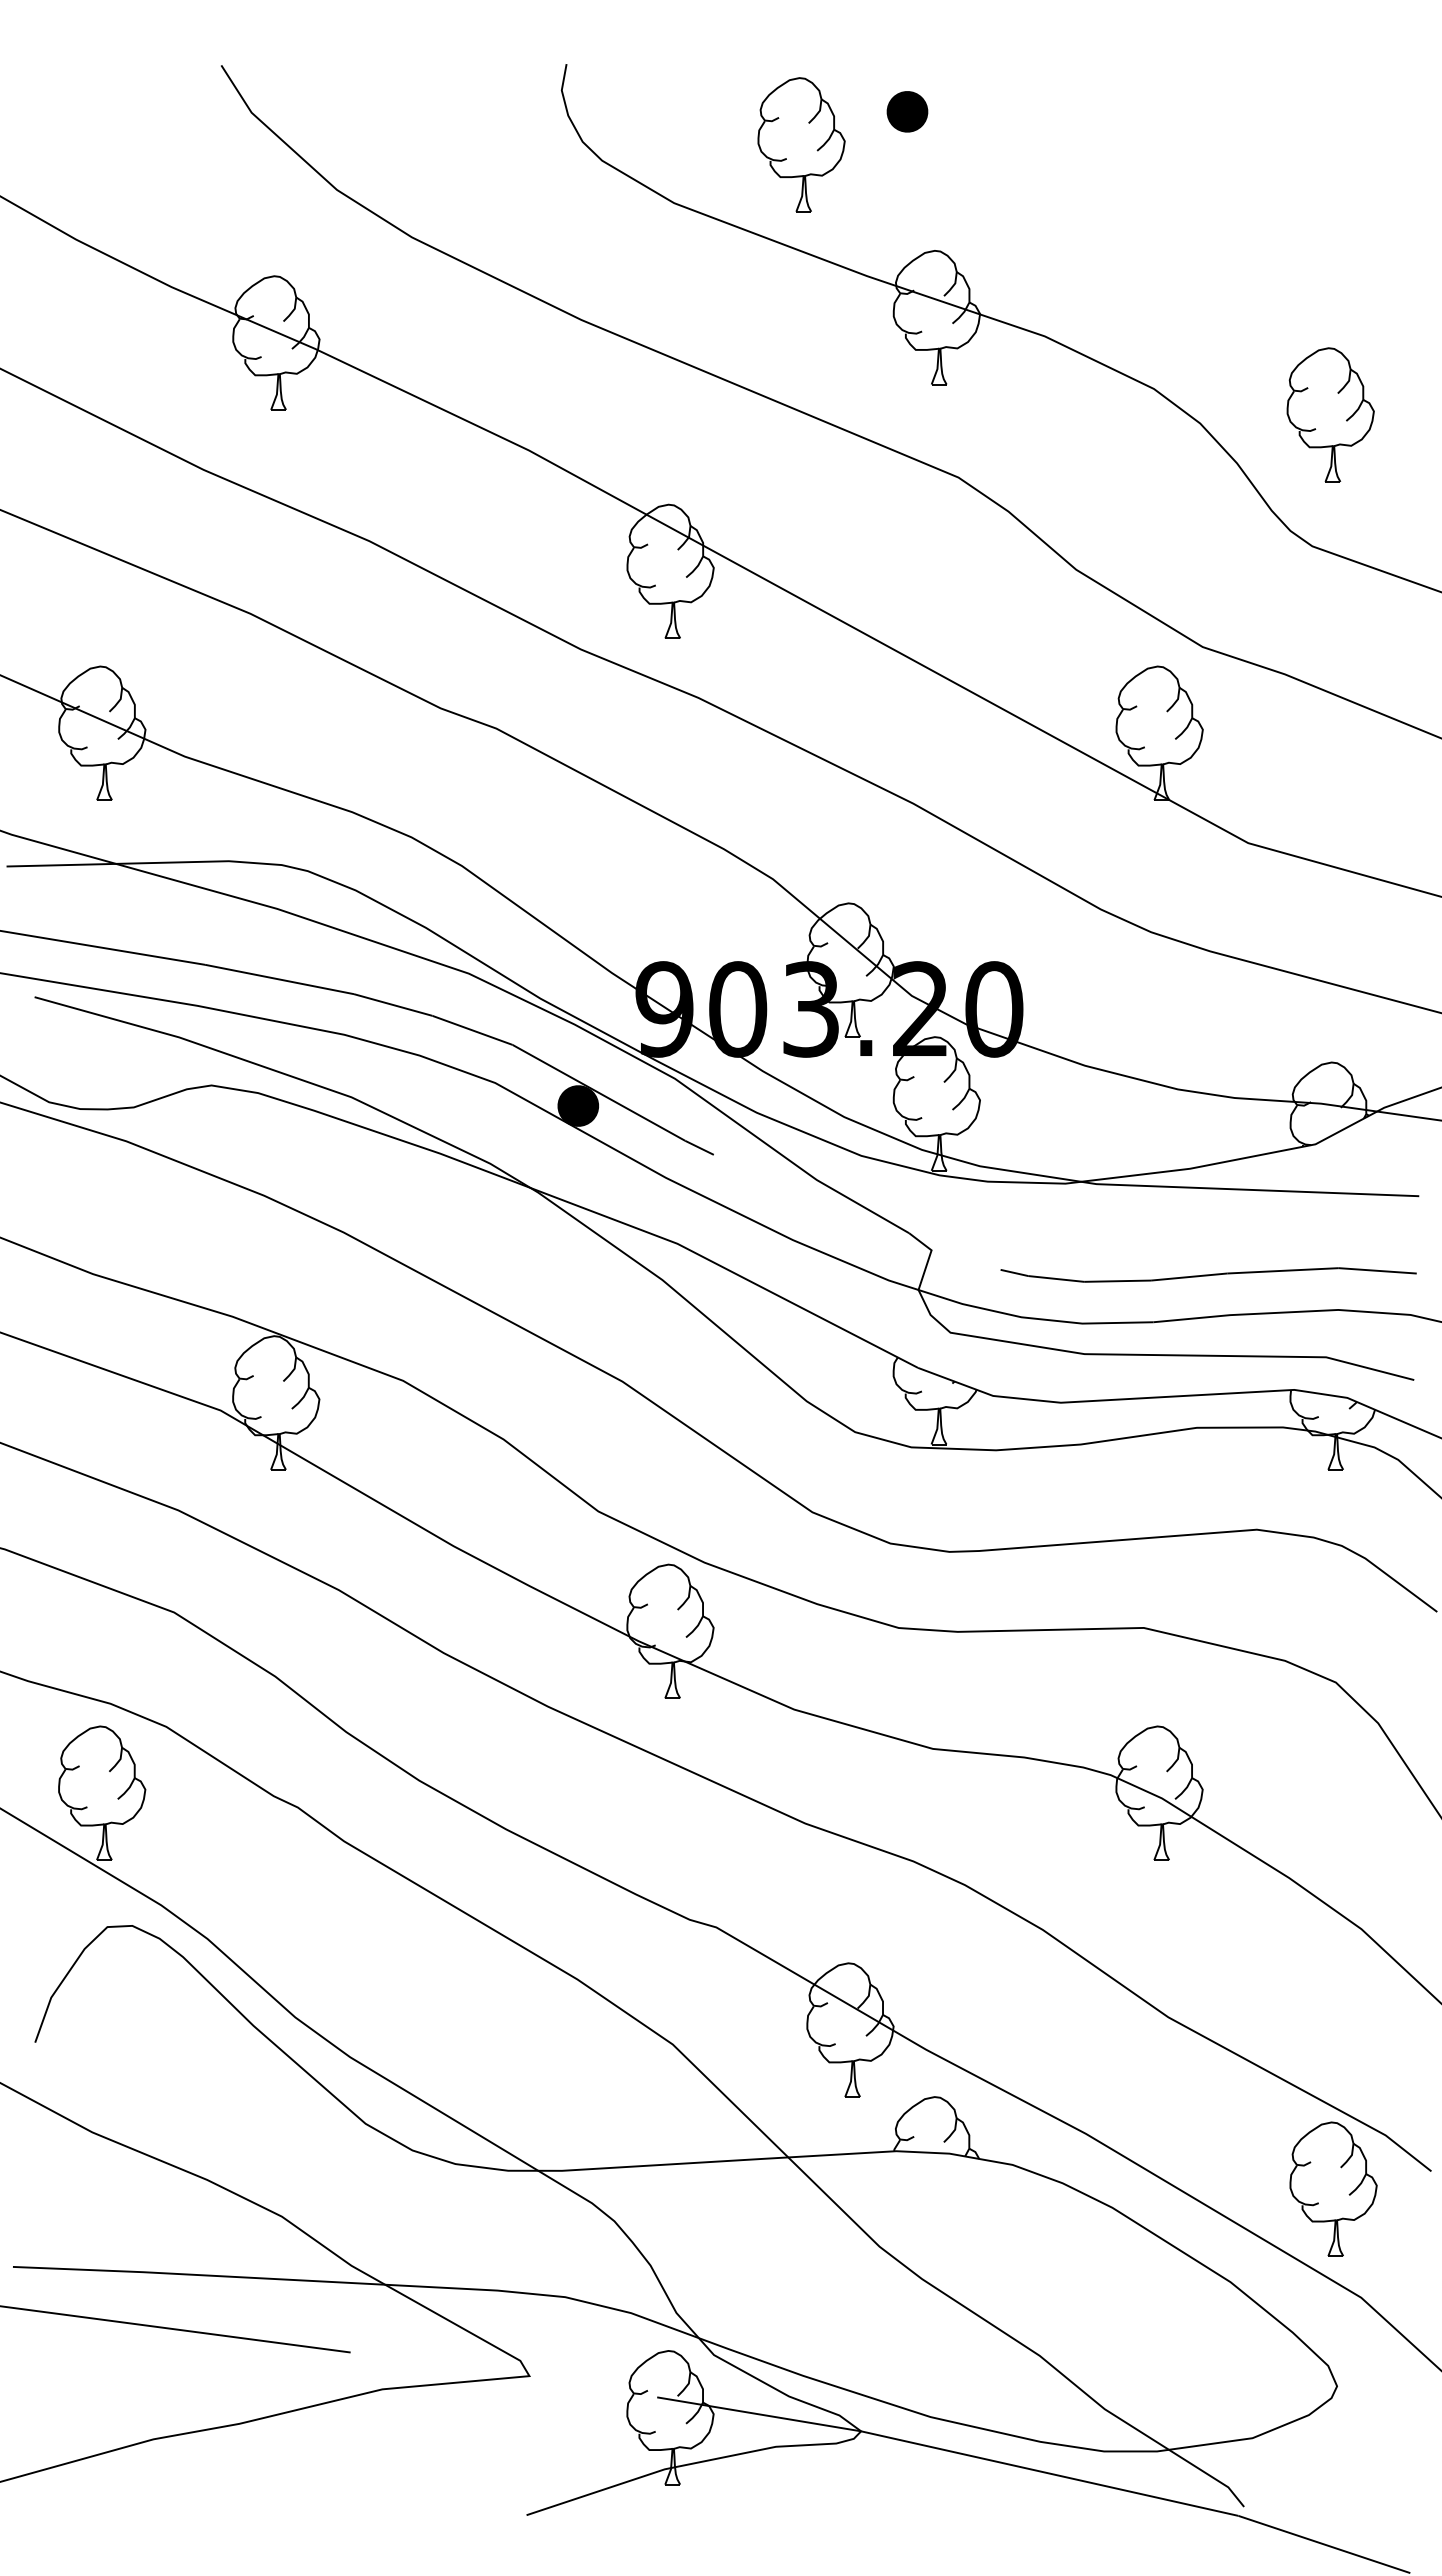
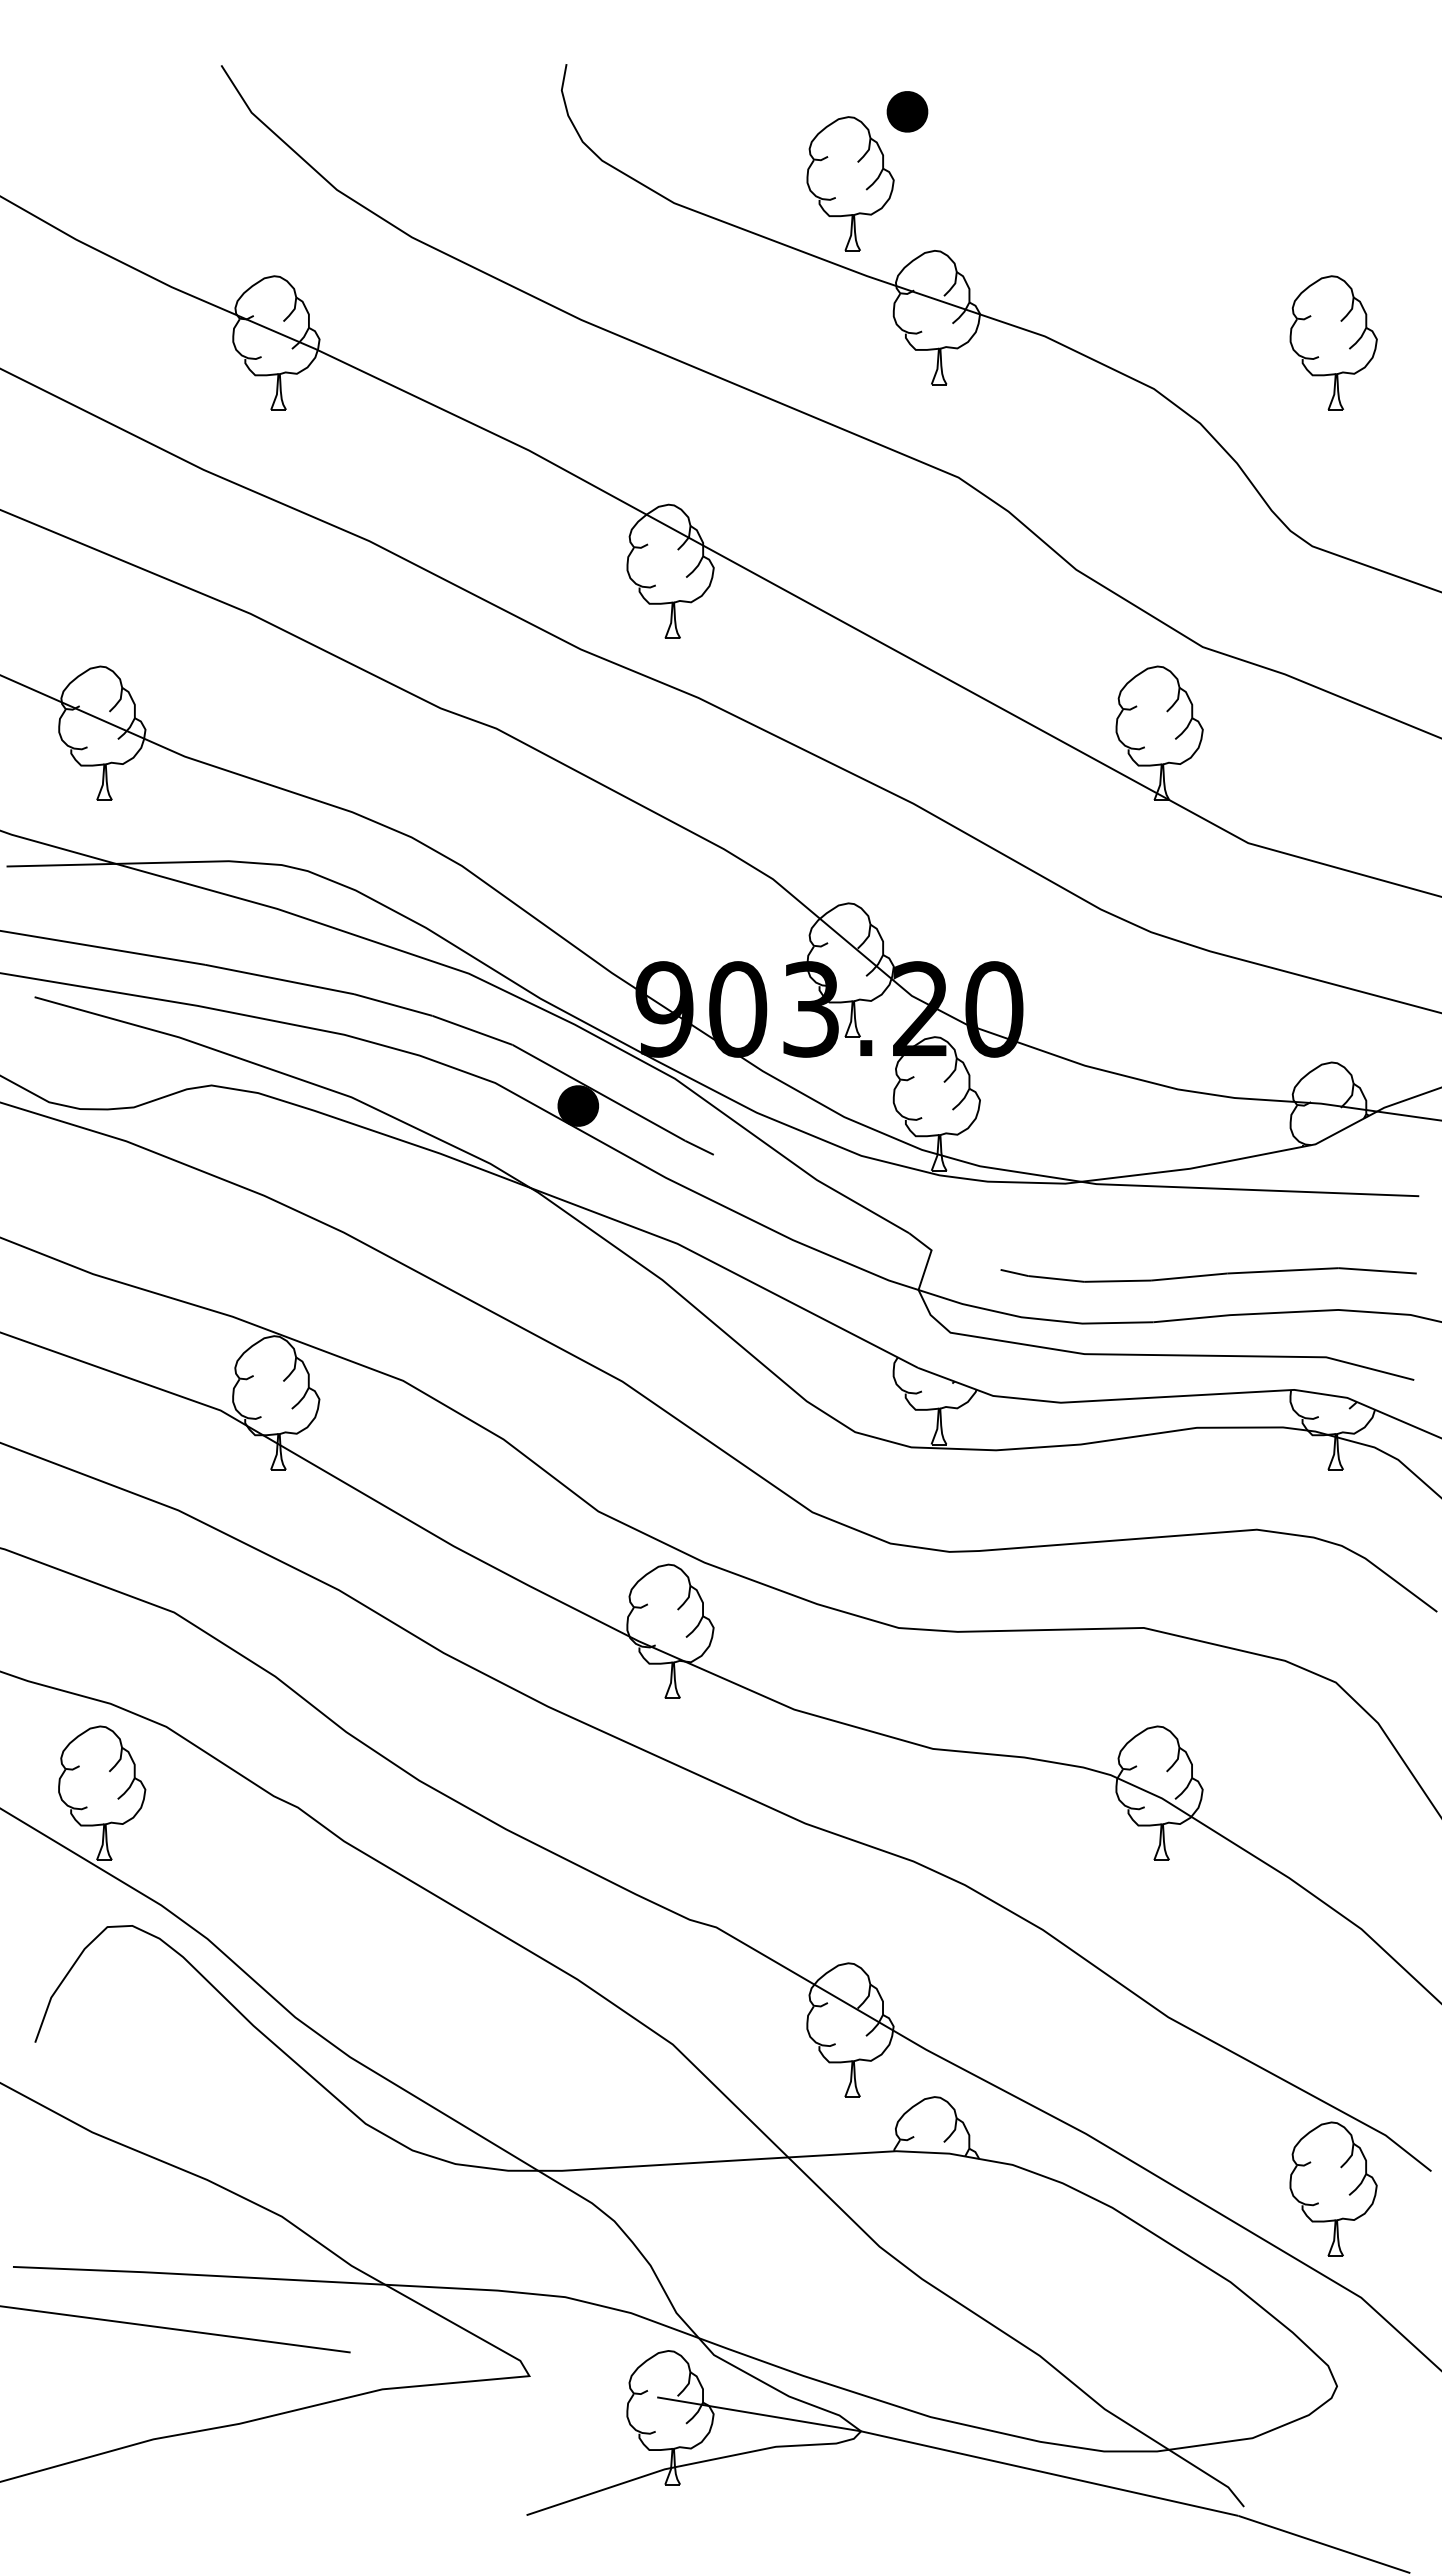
part position: (801, 144) -> (850, 183) (850, 183)
part position: (1330, 414) -> (1333, 342) (1333, 342)
